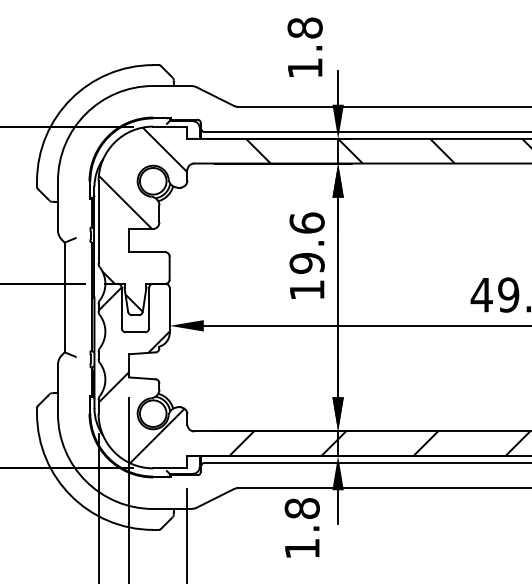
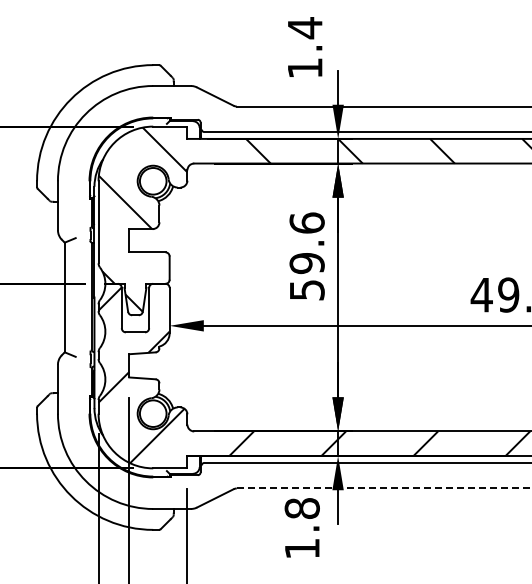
text: 1.8 -> 1.4 (304, 28)
text: 19.6 -> 59.6 (307, 290)
line: solid -> dashed (384, 488)
